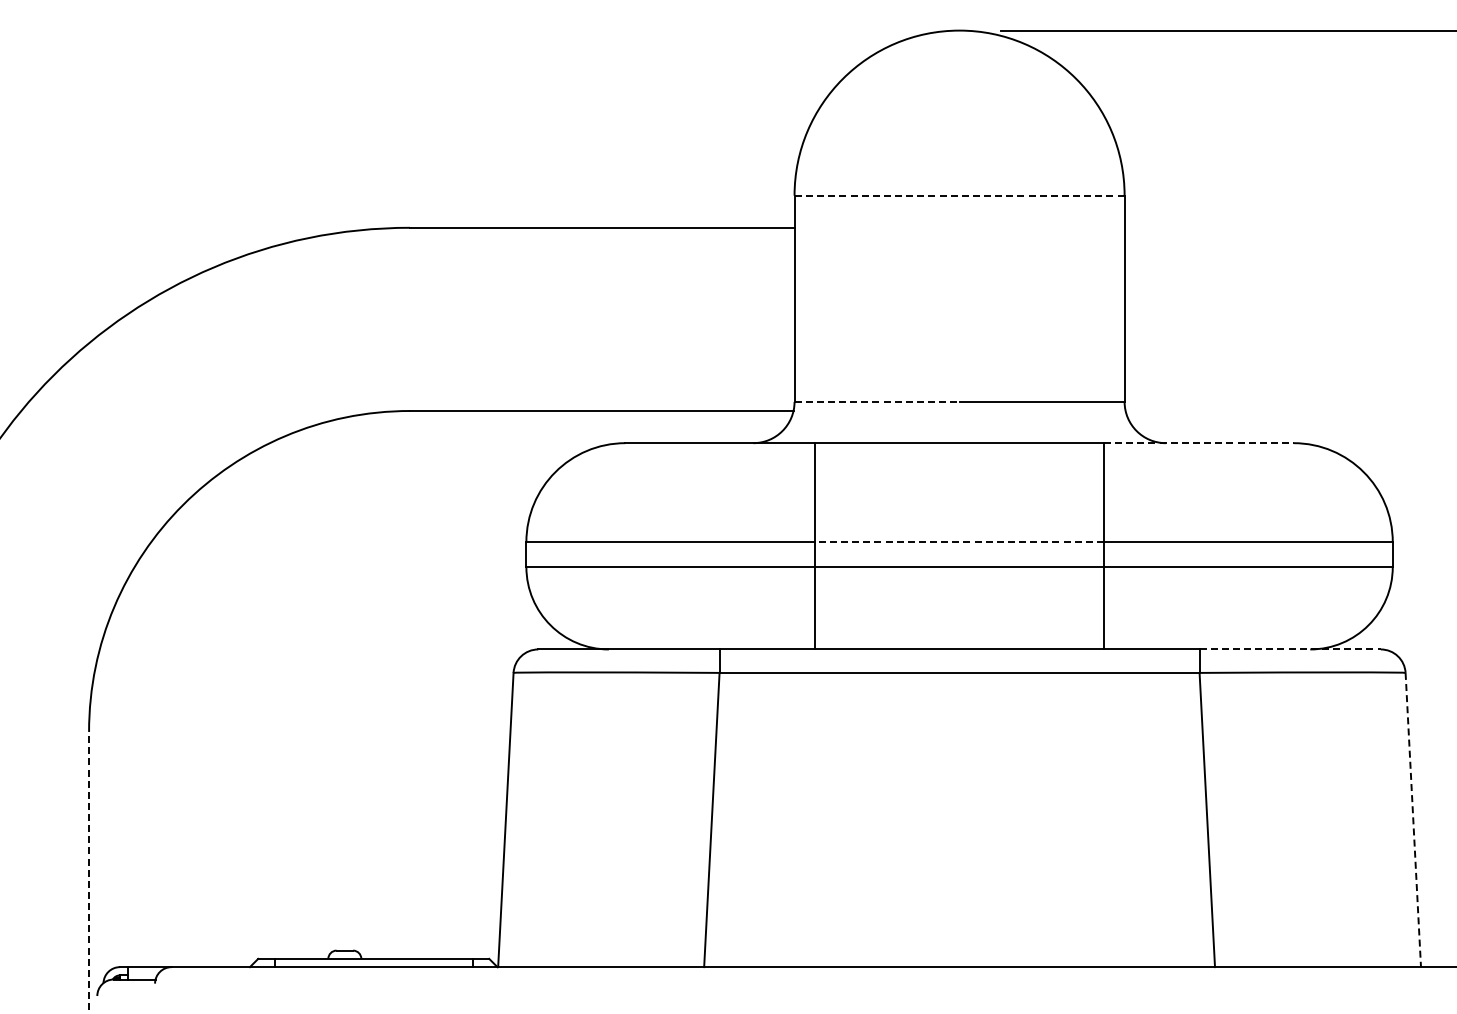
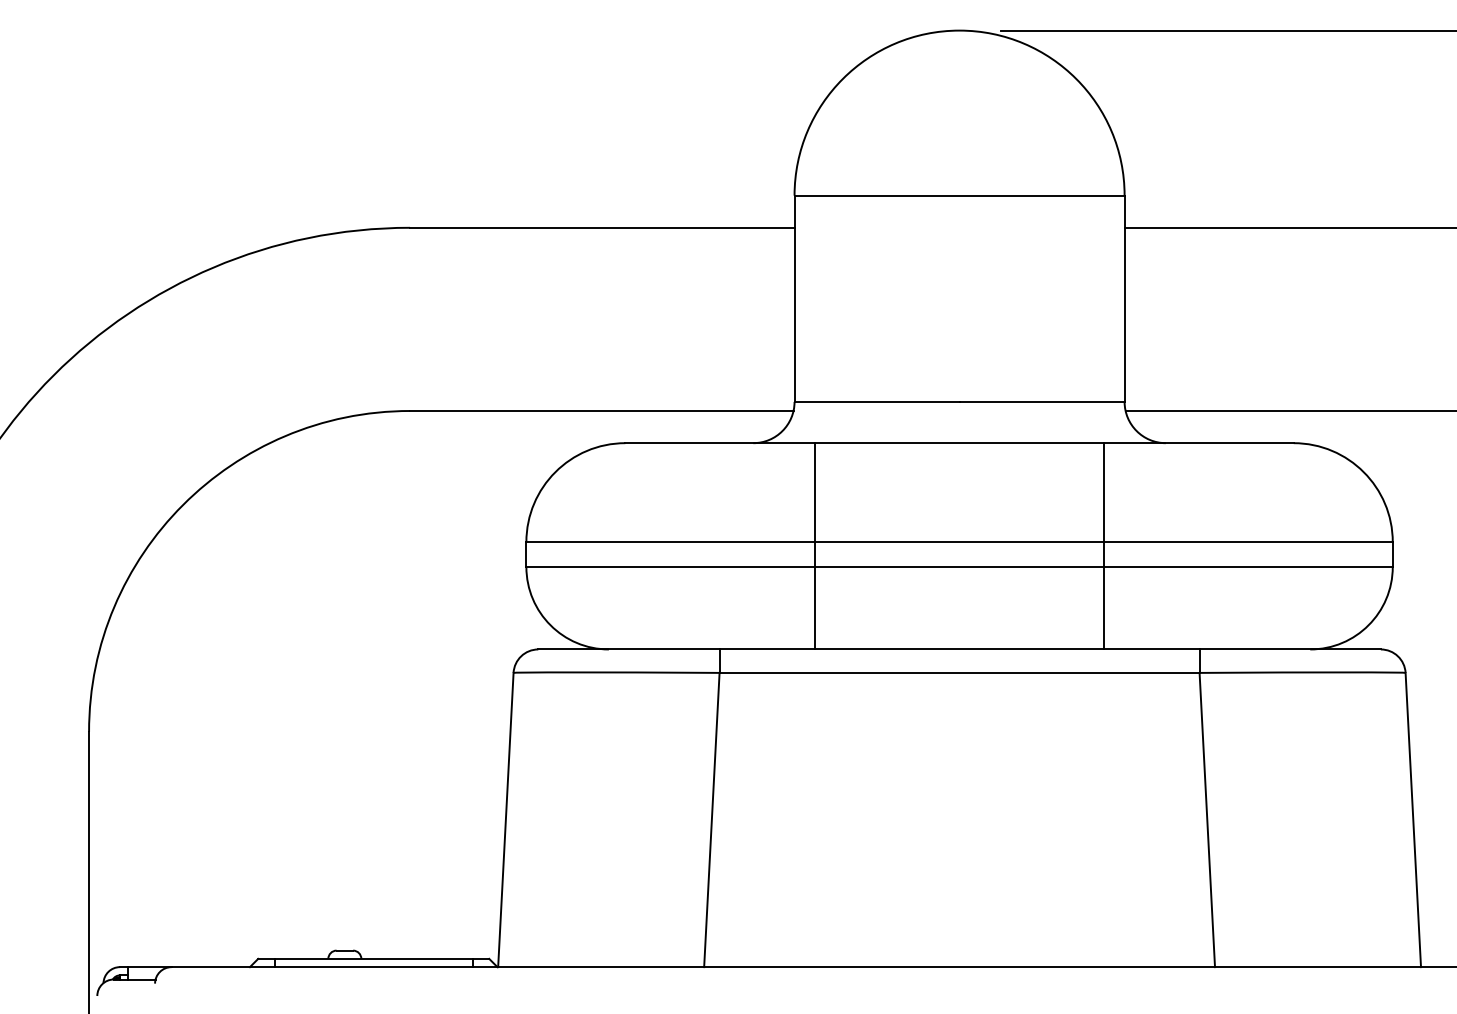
line: dashed -> solid (959, 195)
line: none -> present (1288, 227)
line: dashed -> solid (877, 401)
line: none -> present (1289, 411)
line: dashed -> solid (1198, 443)
line: dashed -> solid (959, 542)
line: dashed -> solid (1290, 649)
line: dashed -> solid (1413, 820)
line: dashed -> solid (89, 872)
